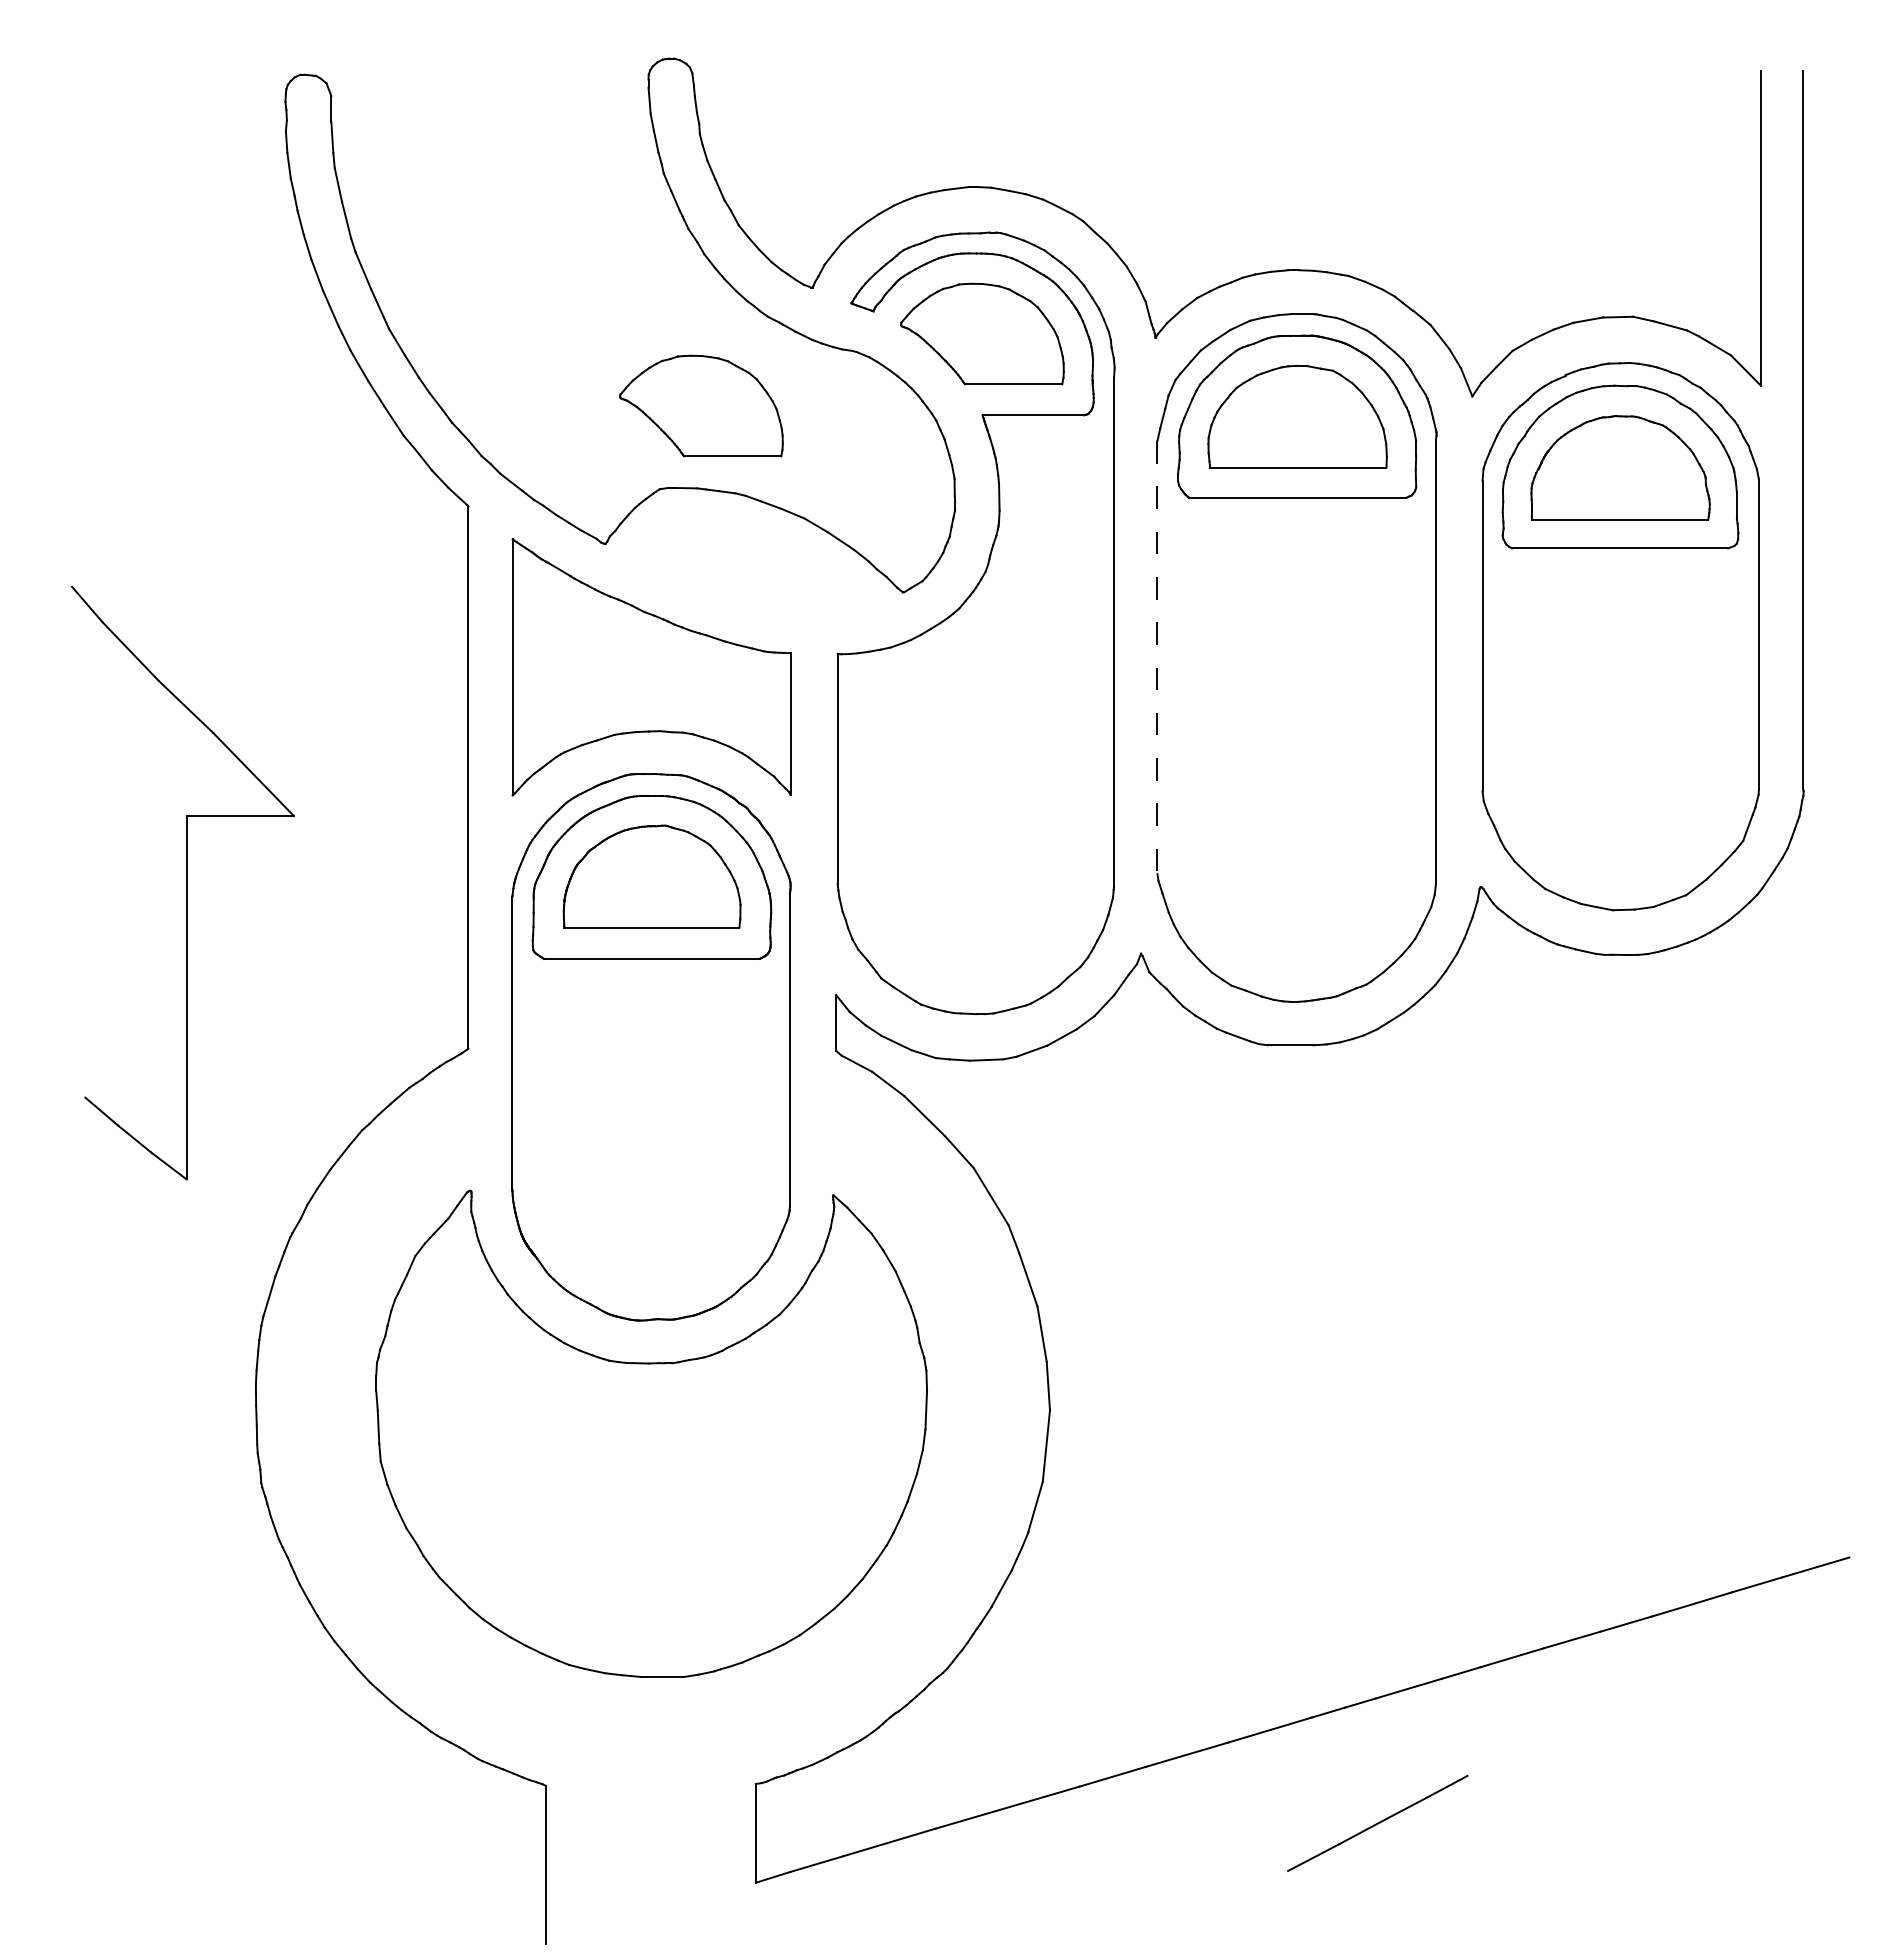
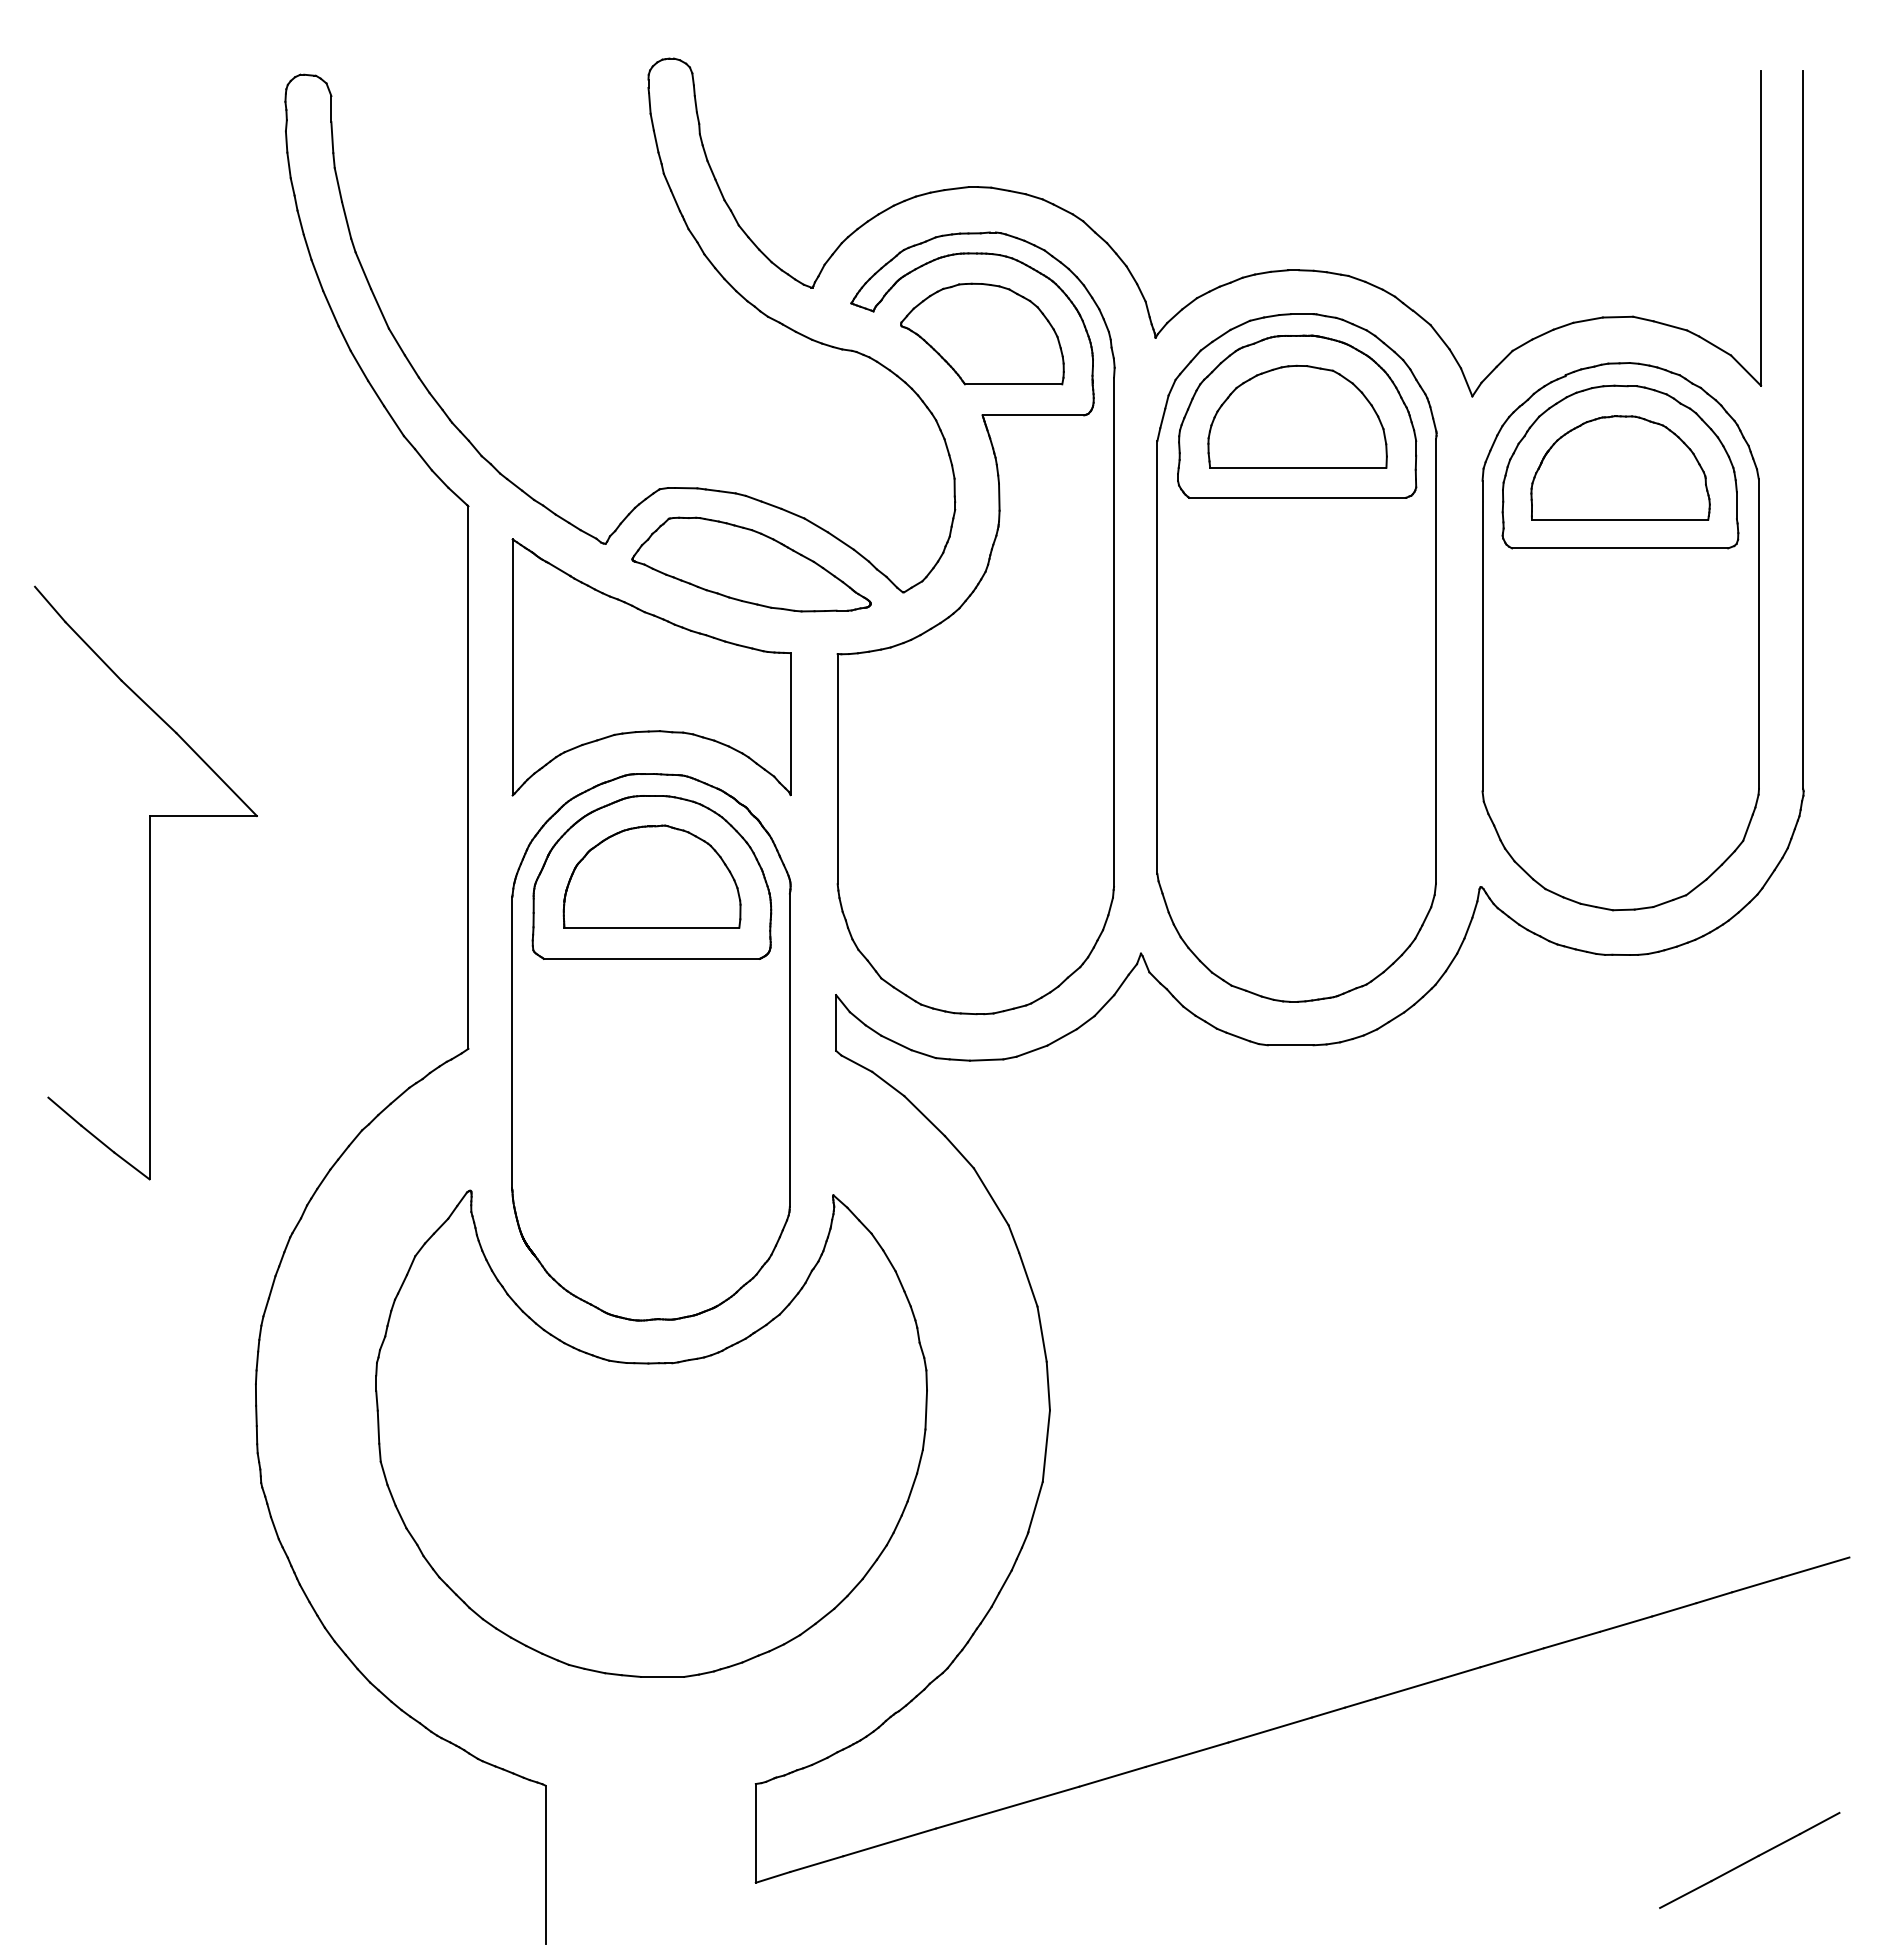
part: present -> none (701, 405)
part: none -> present (751, 564)
line: dashed -> solid (1157, 658)
part position: (182, 882) -> (145, 882) (145, 882)
line position: (1377, 1822) -> (1749, 1859) (1749, 1859)
